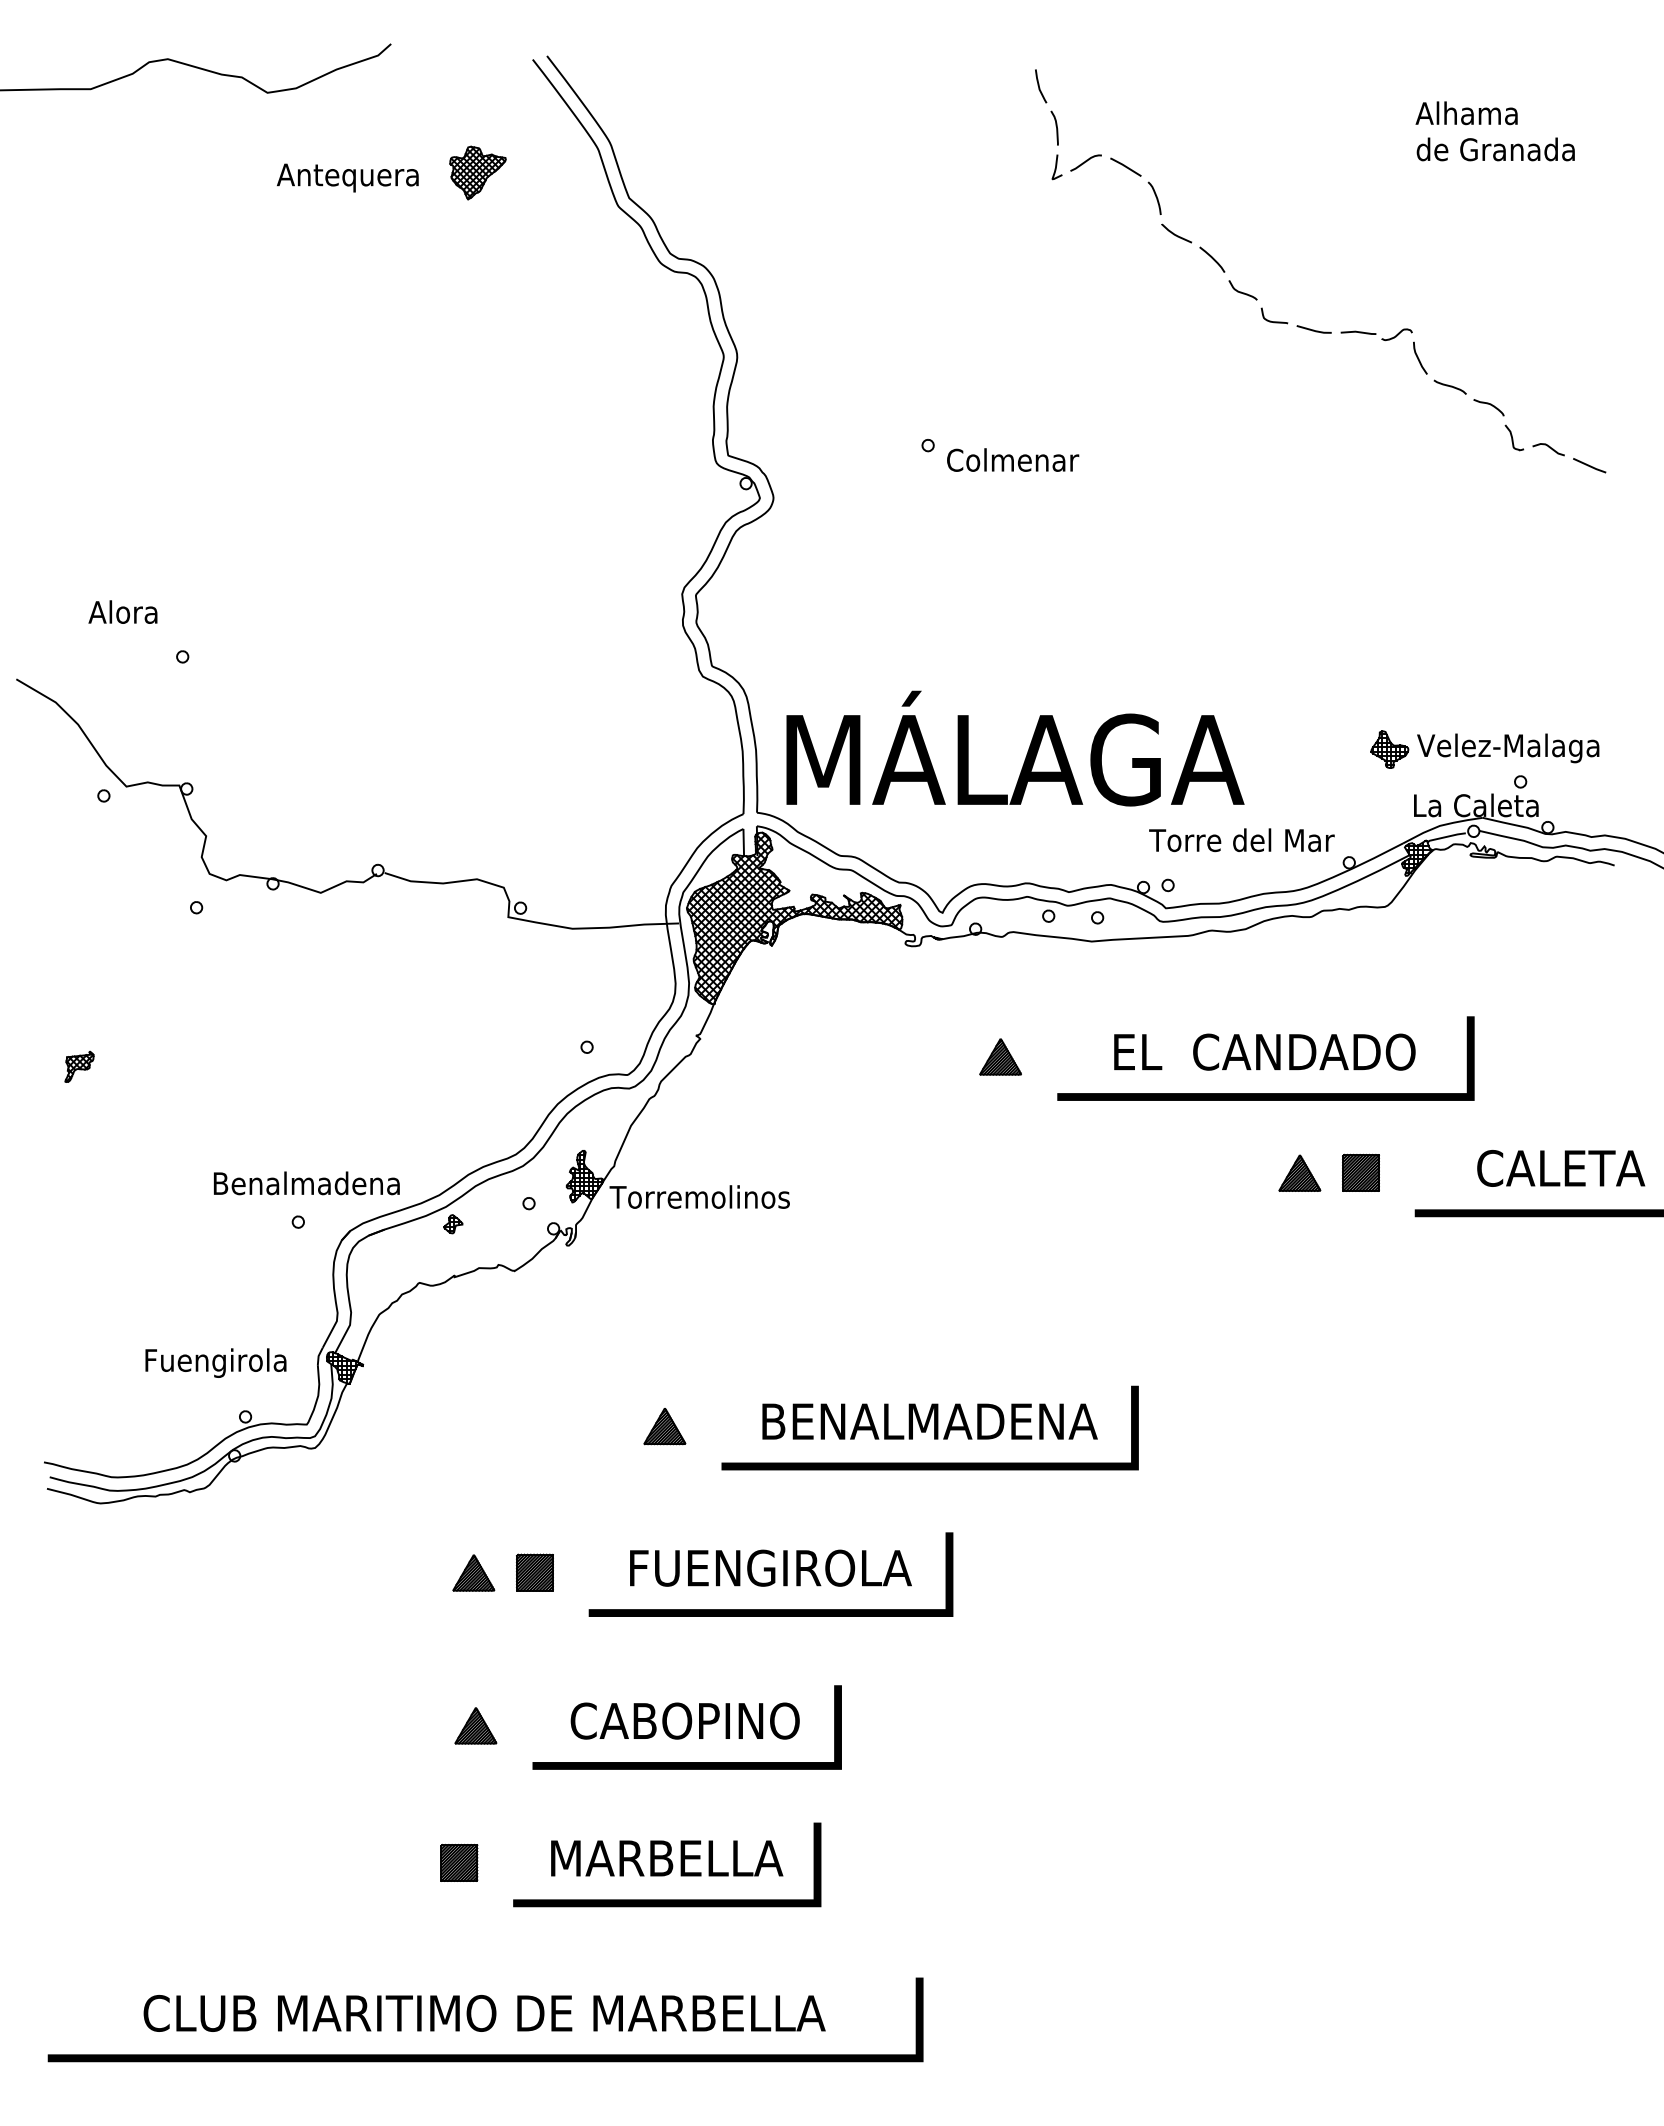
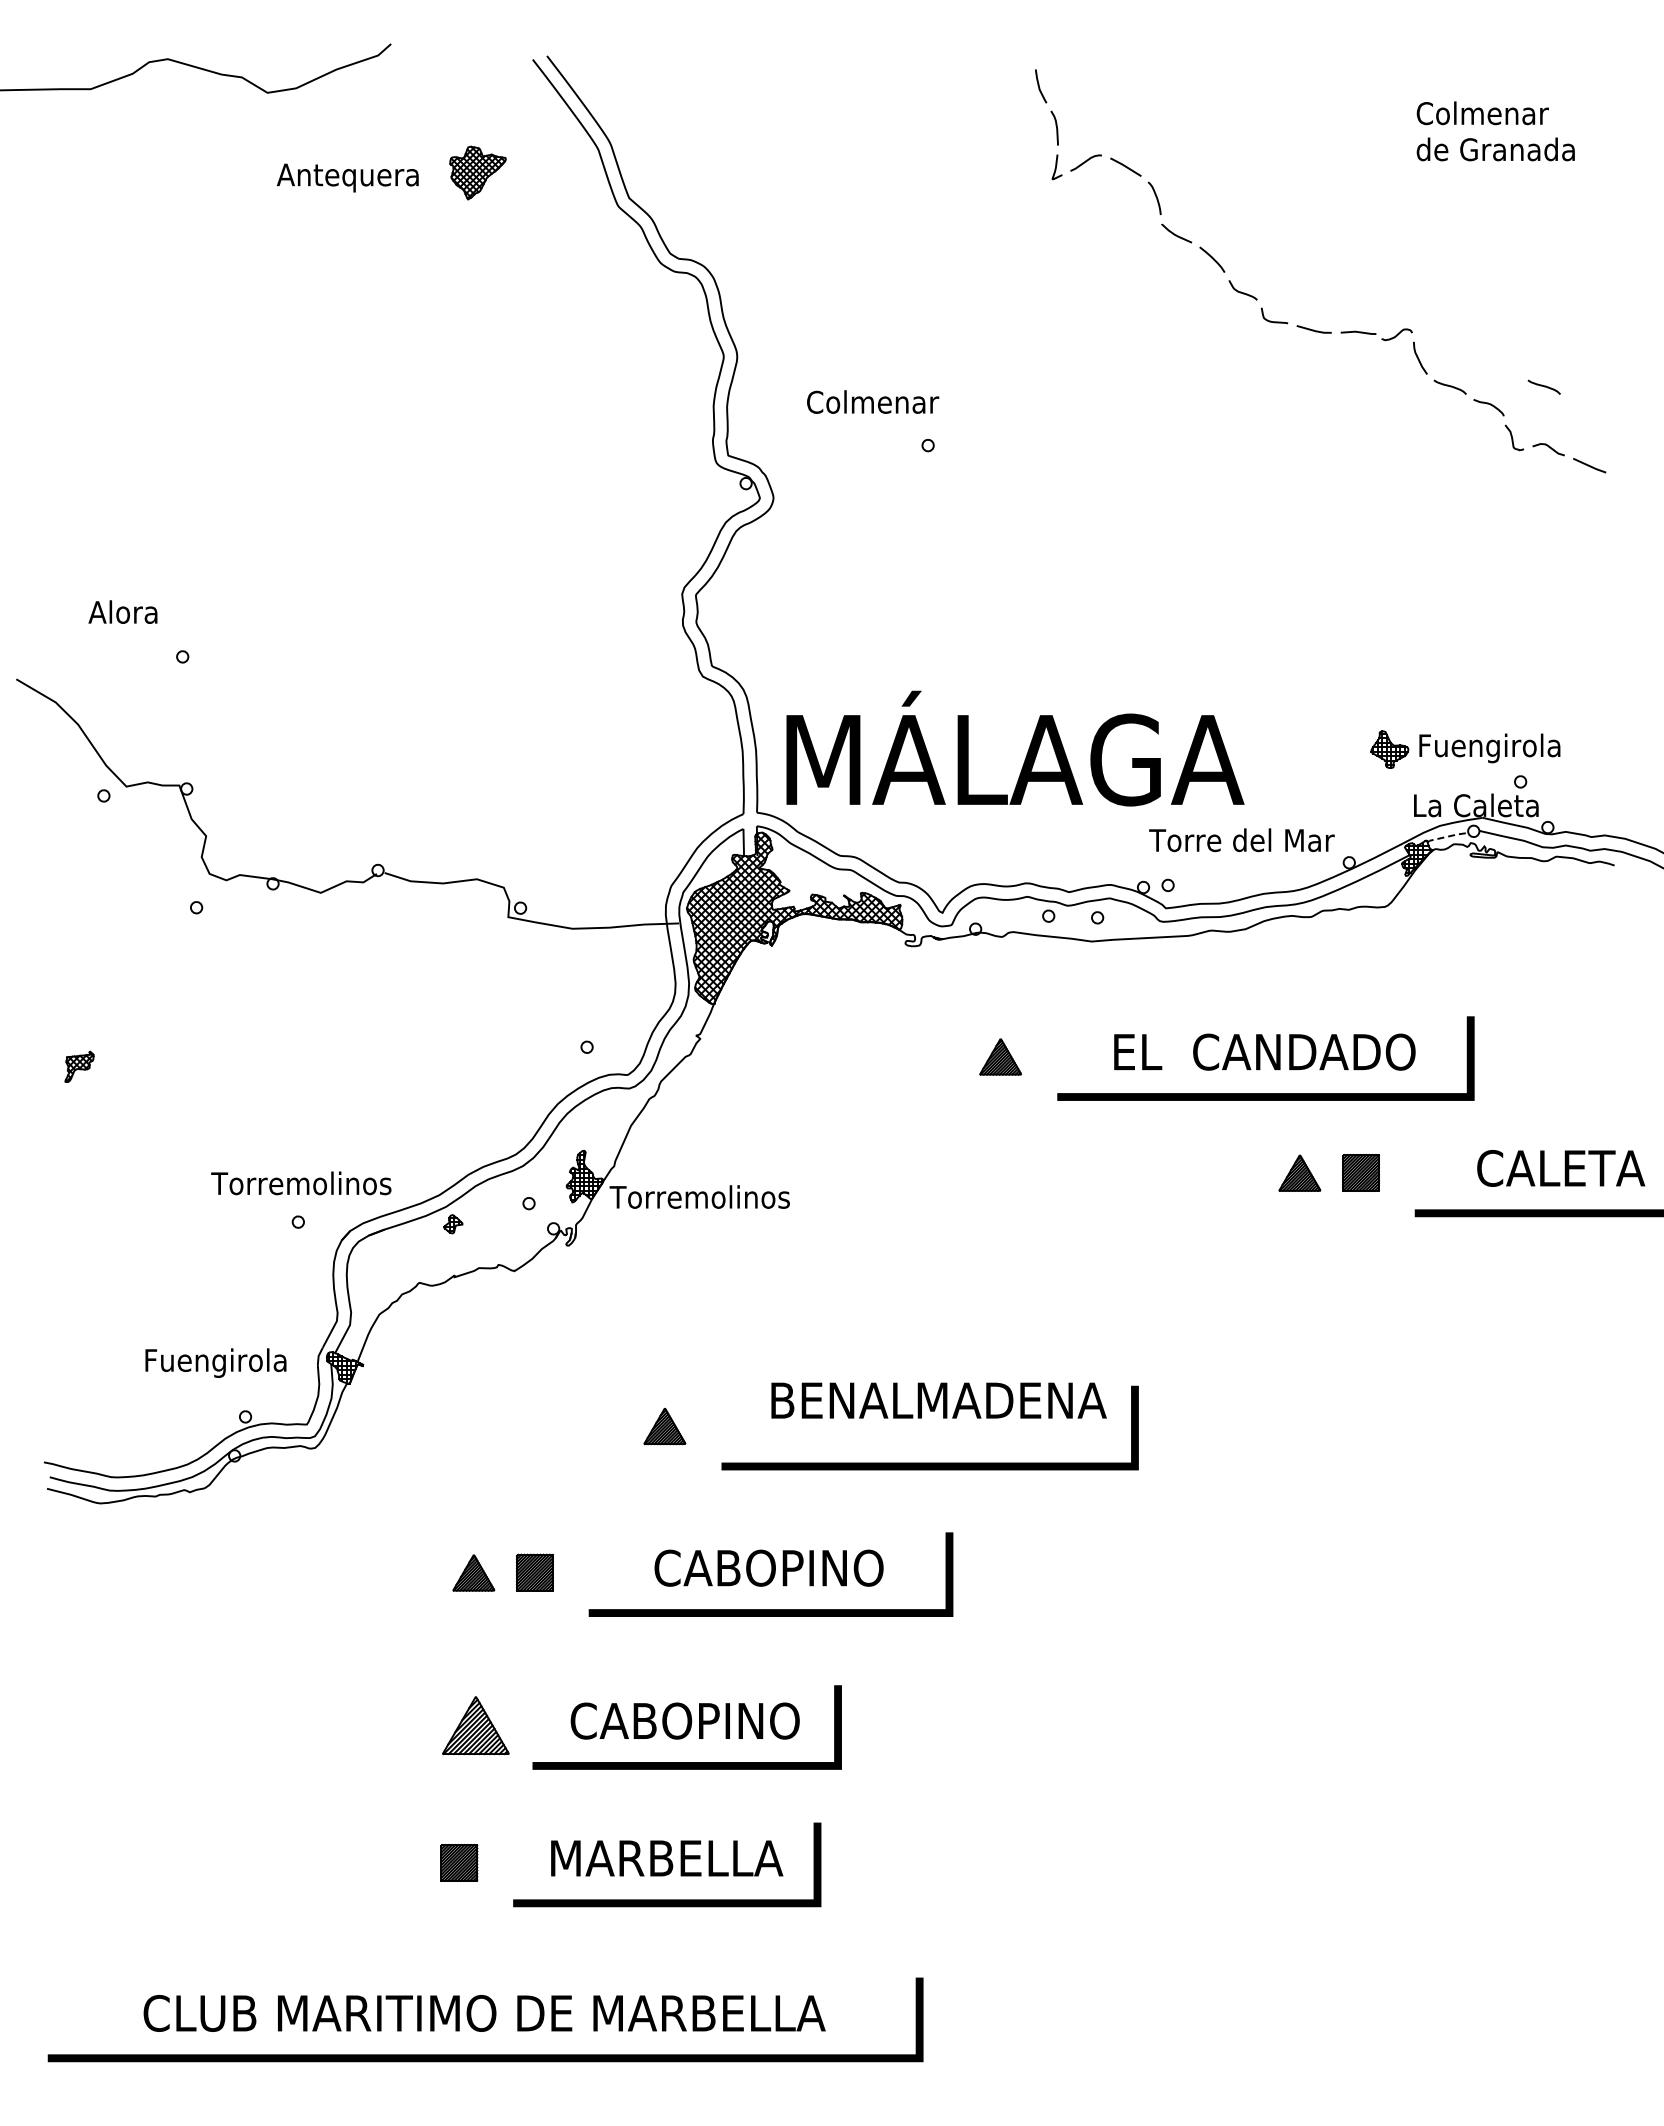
text: Alhama -> Colmenar (1481, 113)
curve: none -> present (1543, 386)
text position: (1013, 459) -> (873, 401) (873, 401)
text: Velez-Malaga -> Fuengirola (1508, 748)
line: solid -> dashed (1445, 837)
text: Benalmadena -> Torremolinos (305, 1183)
text position: (929, 1421) -> (938, 1400) (938, 1400)
text: FUENGIROLA -> CABOPINO (770, 1567)
part size: 44x38 px -> 68x60 px (475, 1725)
